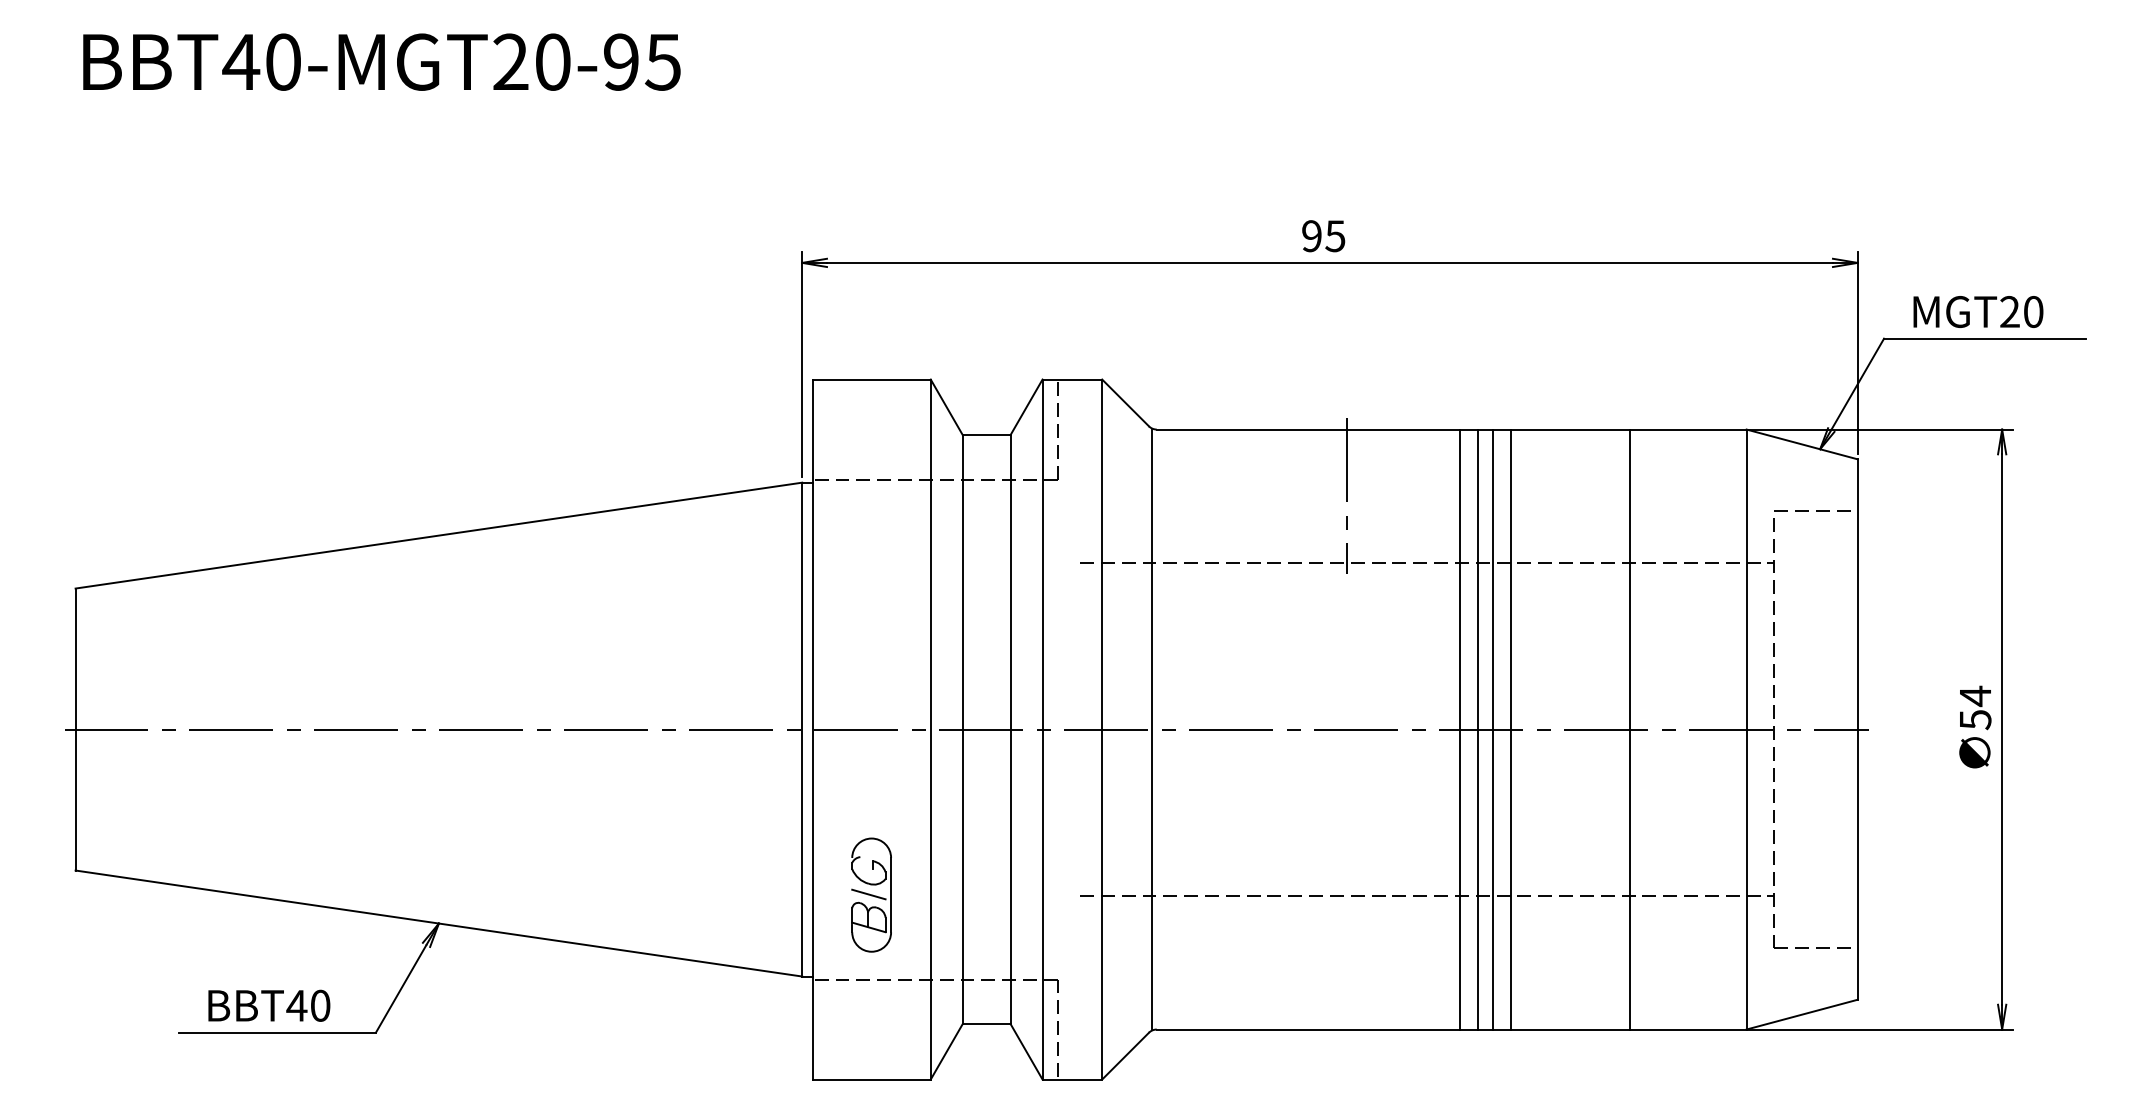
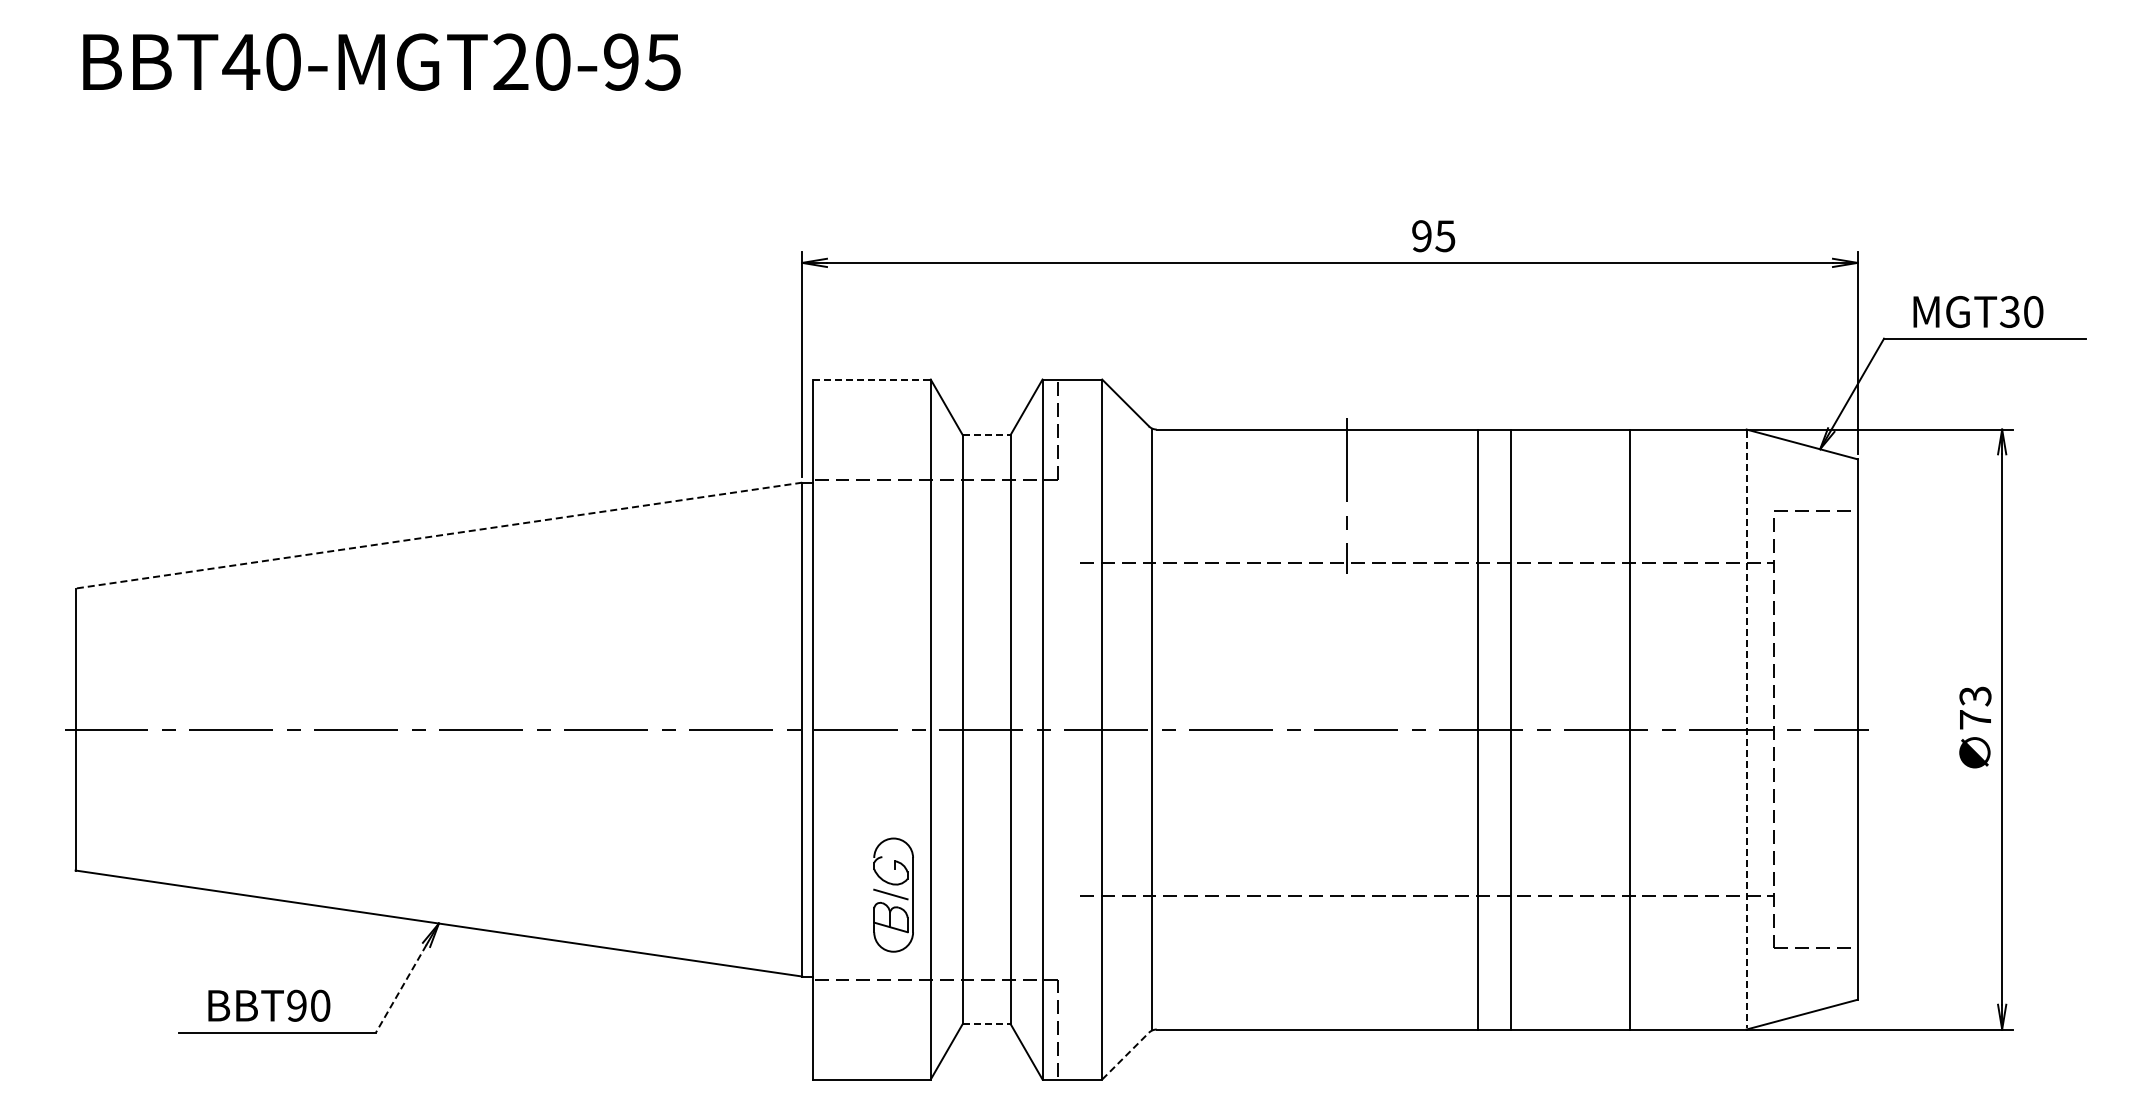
text position: (1323, 236) -> (1433, 236) (1433, 236)
text: MGT20 -> MGT30 (2009, 312)
line: solid -> dashed (872, 379)
line: solid -> dashed (986, 435)
line: solid -> dashed (438, 535)
text: 54 -> 73 (1975, 707)
line: present -> none (1459, 729)
line: present -> none (1493, 729)
line: solid -> dashed (1746, 729)
part position: (871, 894) -> (893, 894) (893, 894)
line: solid -> dashed (401, 988)
text: BBT40 -> BBT90 (296, 1005)
line: solid -> dashed (986, 1023)
line: solid -> dashed (1125, 1055)
